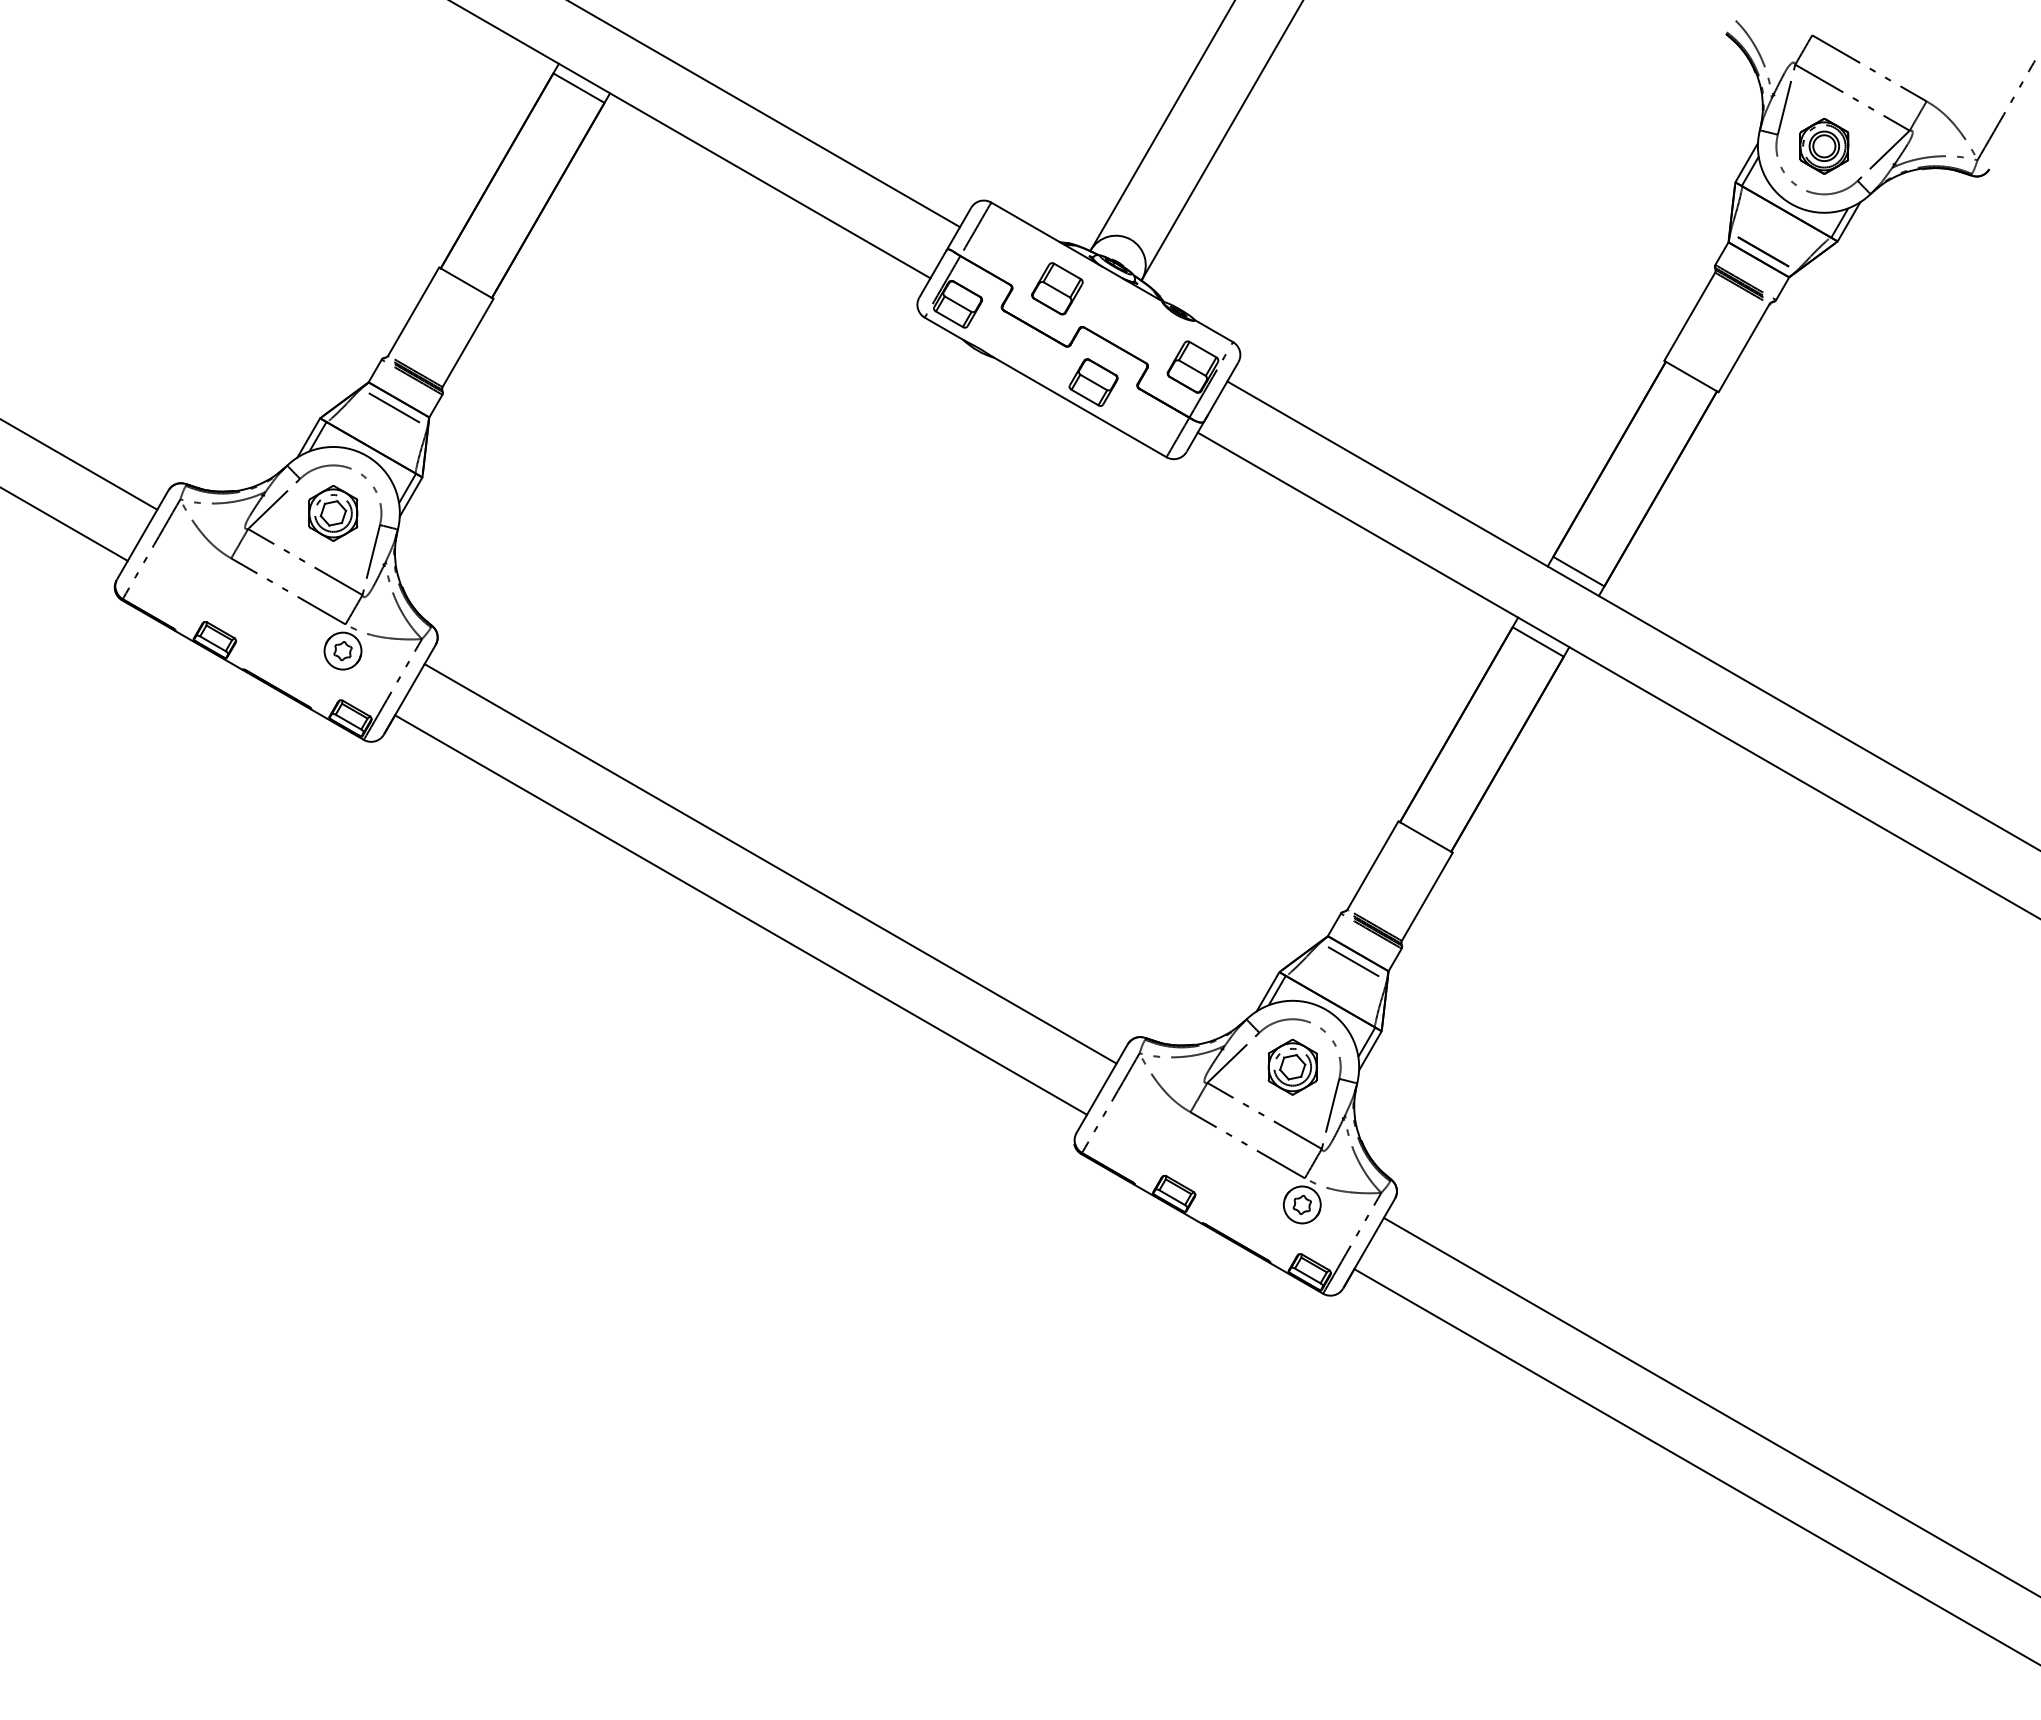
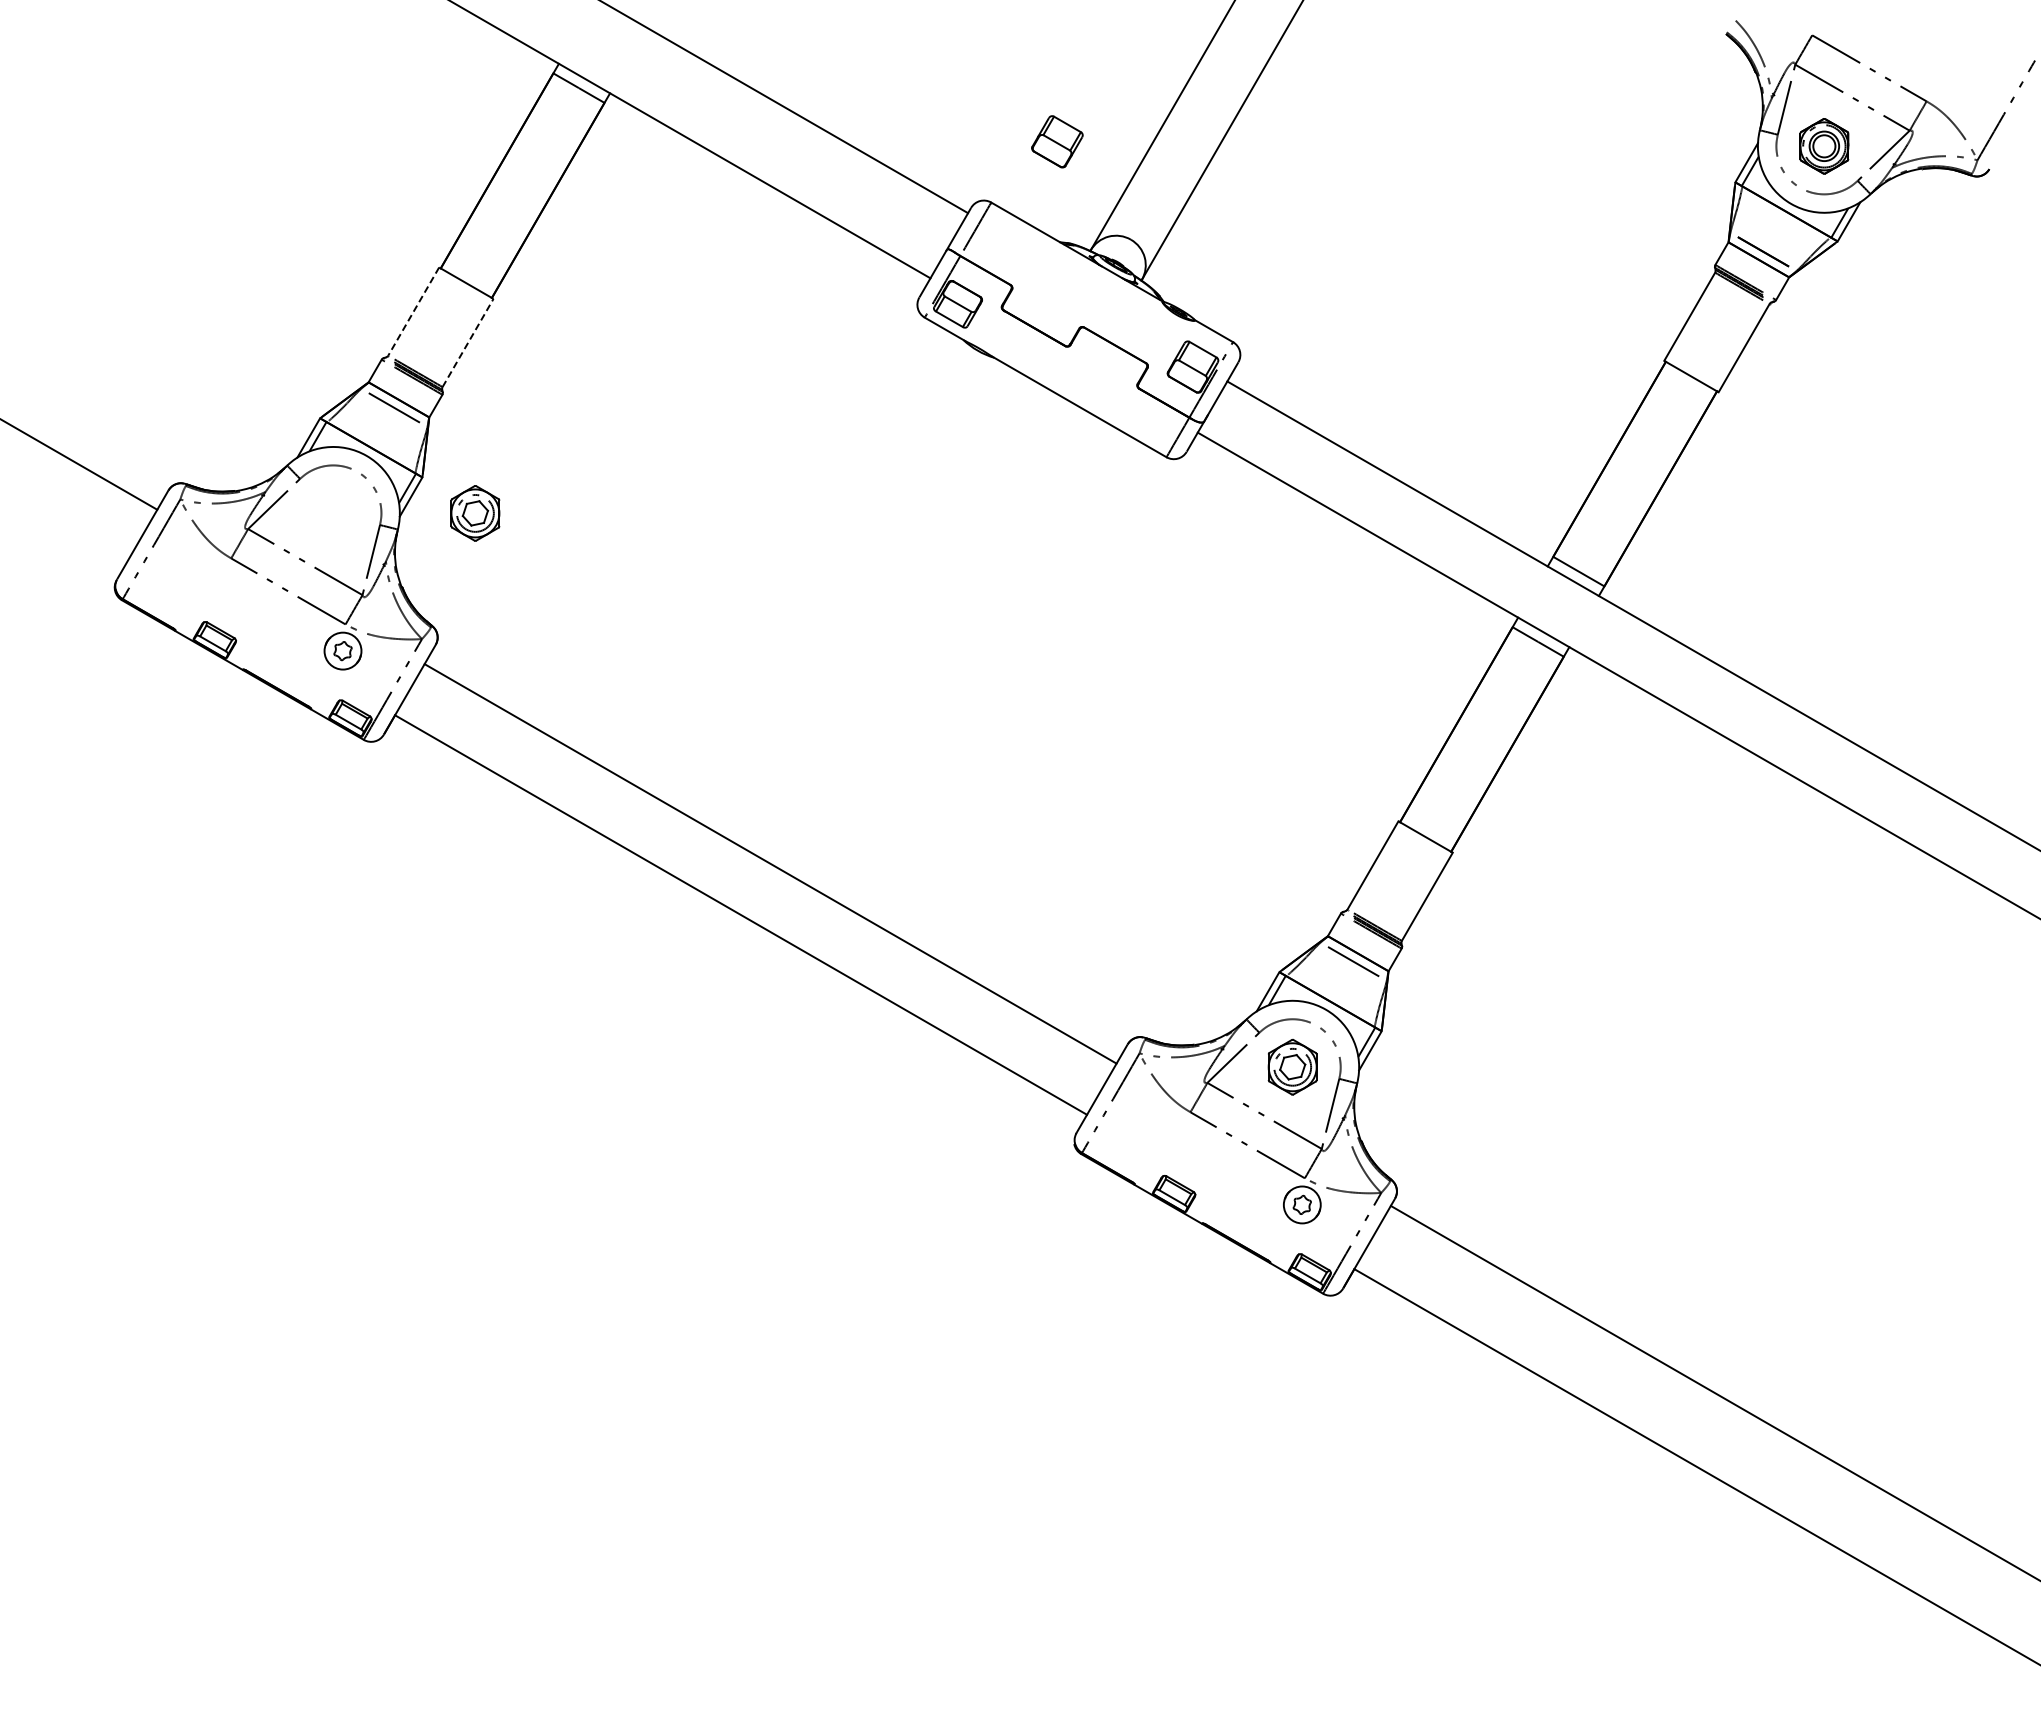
line position: (765, 114) -> (785, 107) (785, 107)
part position: (1057, 288) -> (1057, 141) (1057, 141)
line: solid -> dashed (413, 311)
line: solid -> dashed (468, 342)
part: present -> none (1093, 382)
part position: (333, 513) -> (475, 513) (475, 513)
line: present -> none (64, 524)
line position: (1710, 1406) -> (1713, 1392) (1713, 1392)
